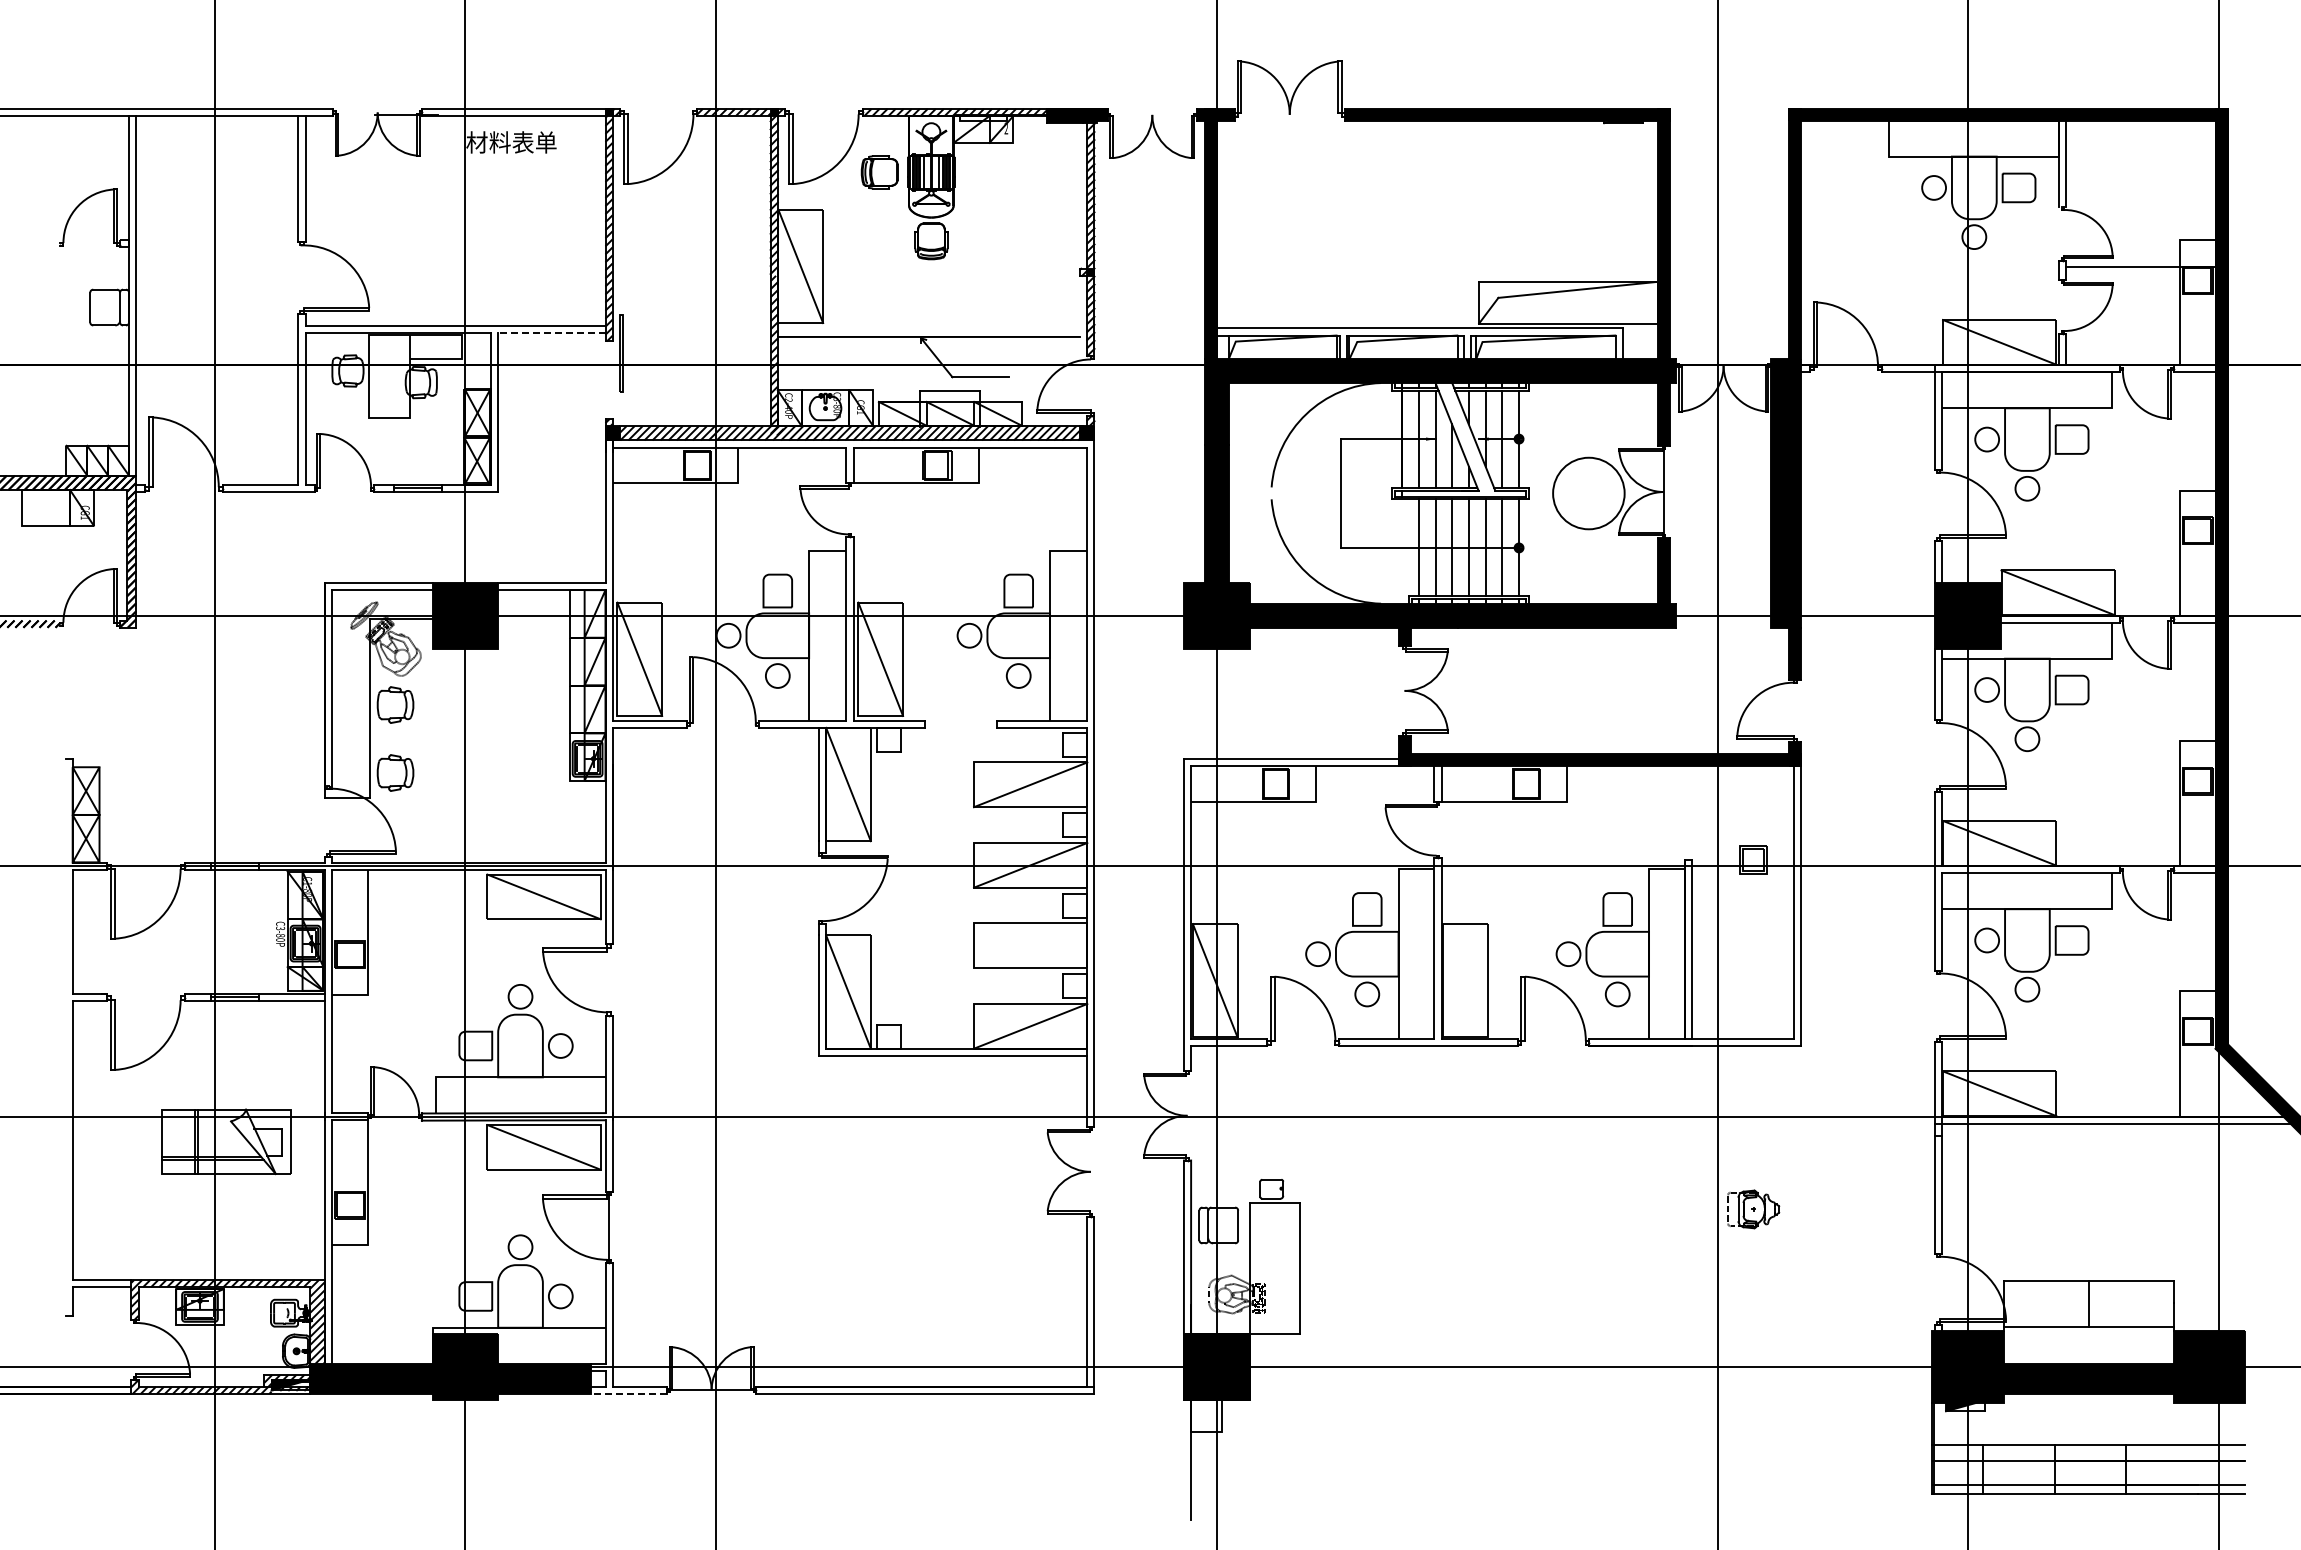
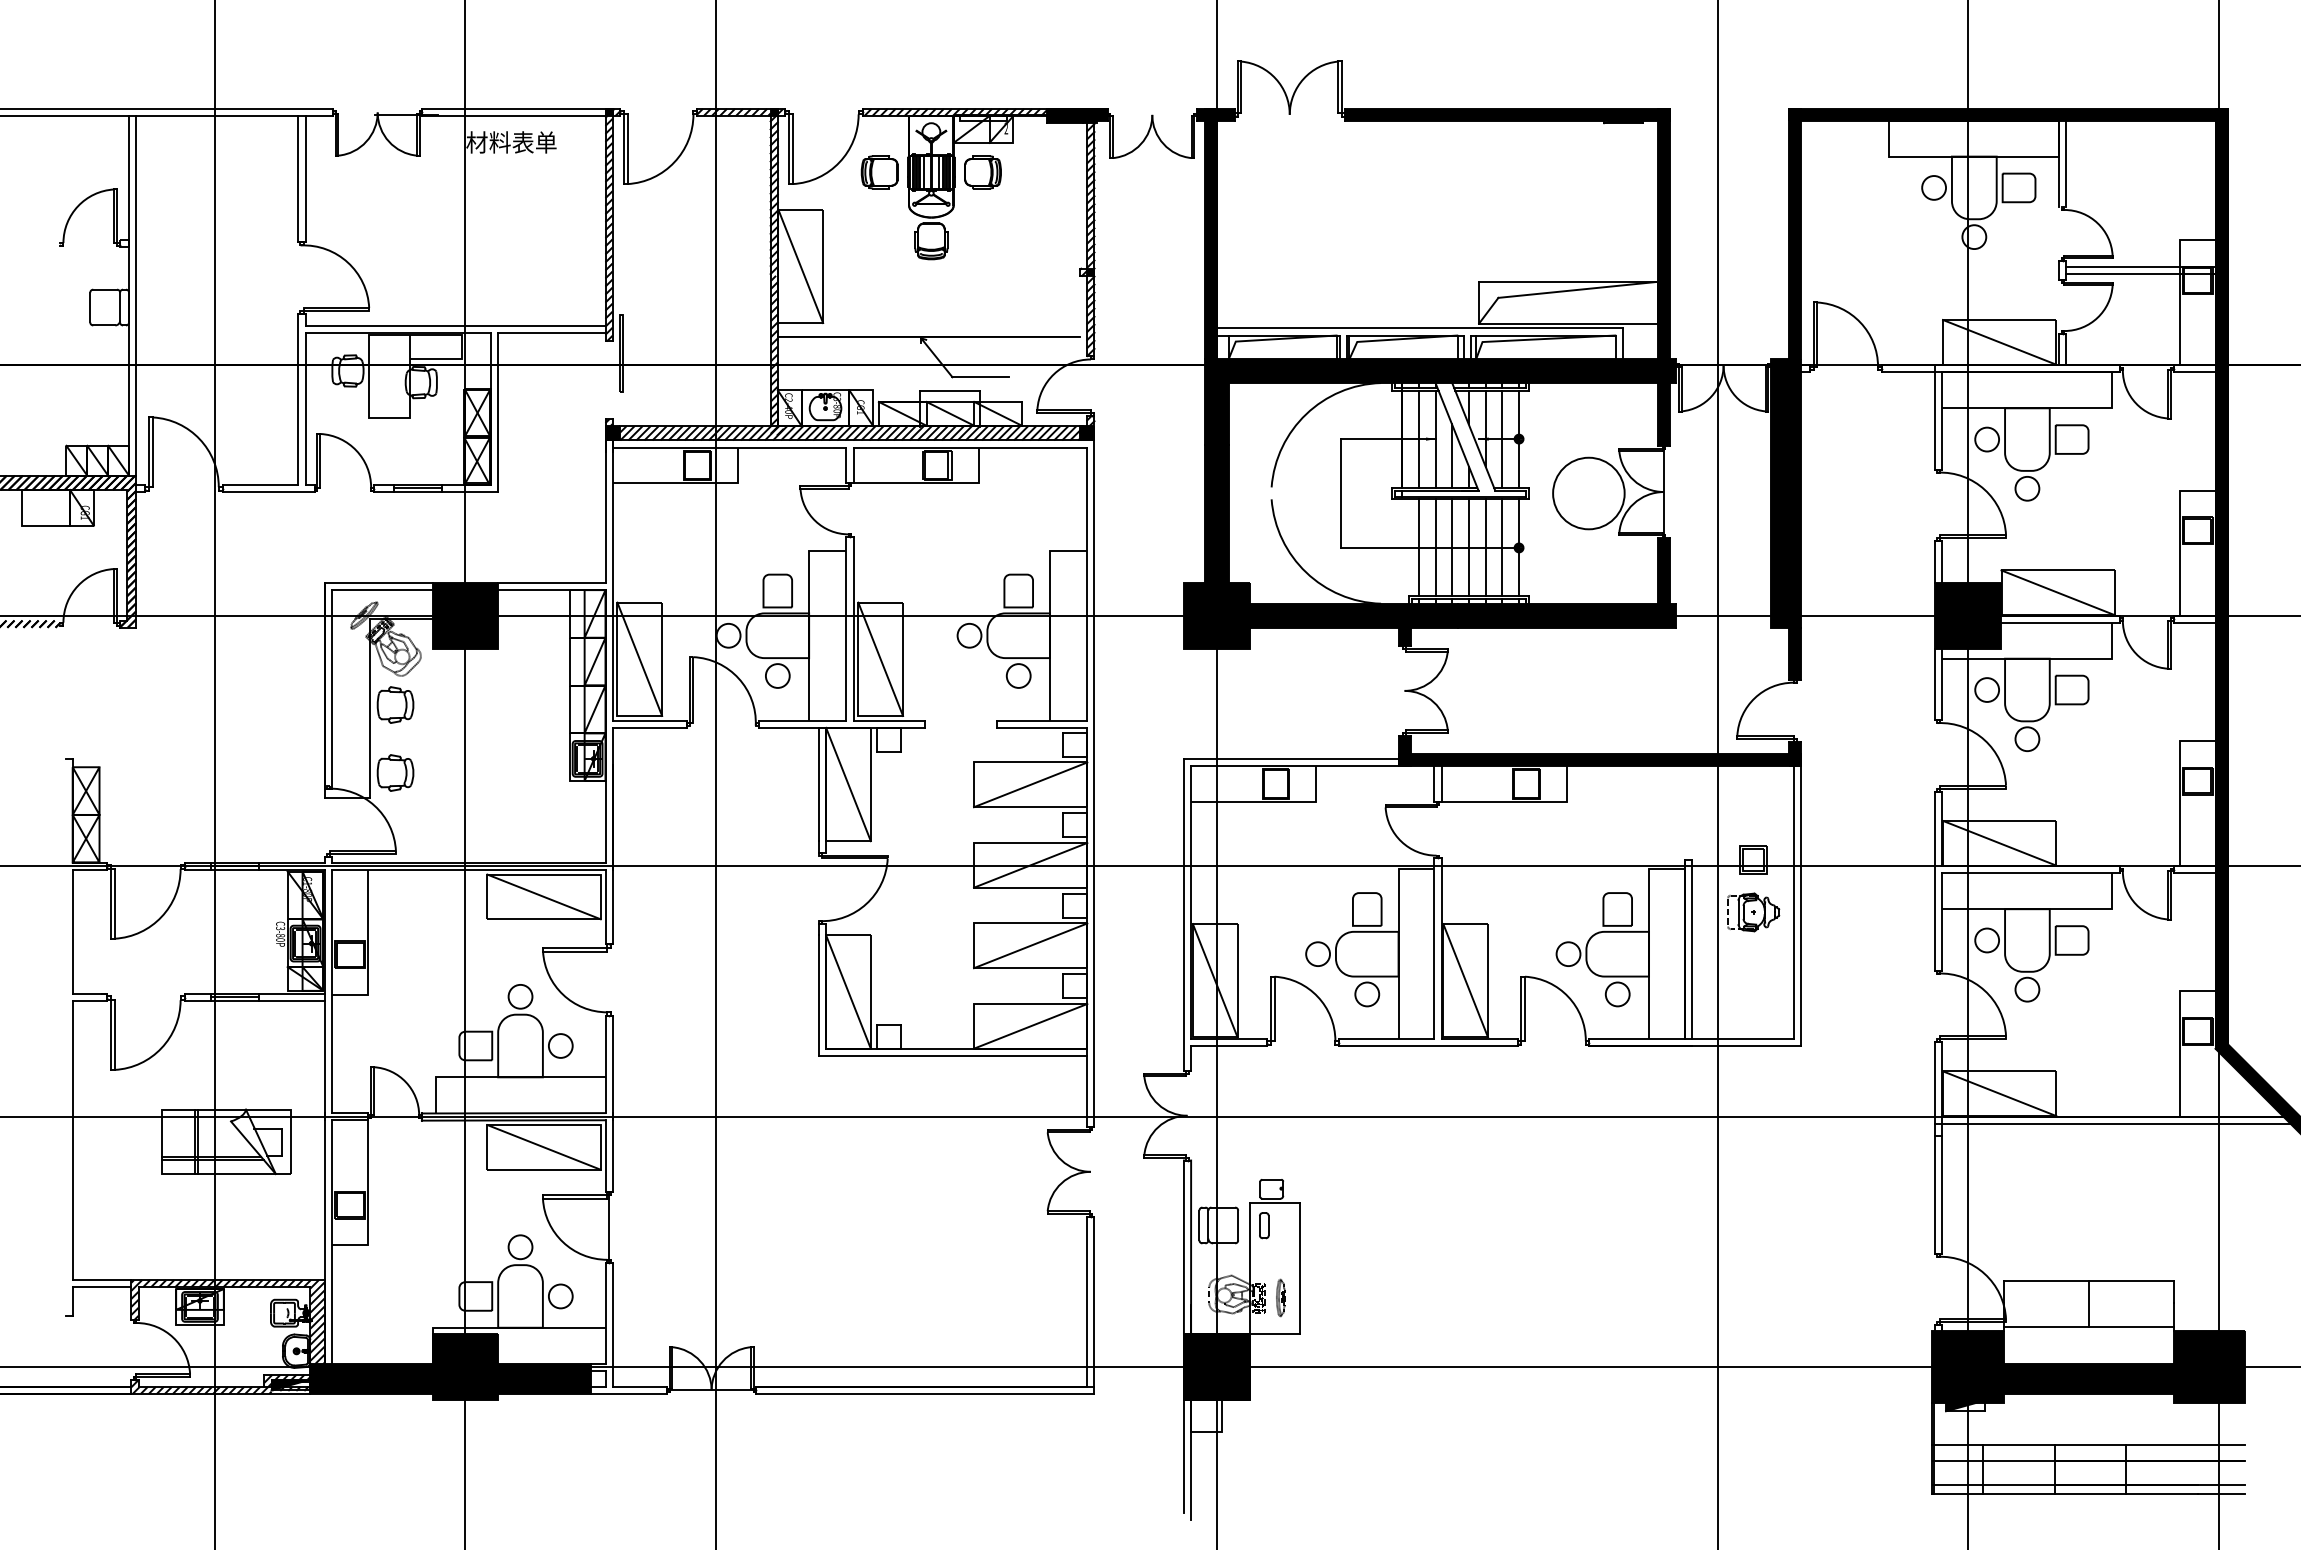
part: none -> present (982, 172)
line: none -> present (2140, 274)
line: dashed -> solid (551, 333)
line: none -> present (1030, 945)
line: none -> present (1465, 980)
part position: (1753, 1209) -> (1753, 912) (1753, 912)
part: none -> present (1264, 1225)
part: none -> present (1280, 1297)
line: dashed -> solid (628, 1393)
line: none -> present (1183, 1454)
